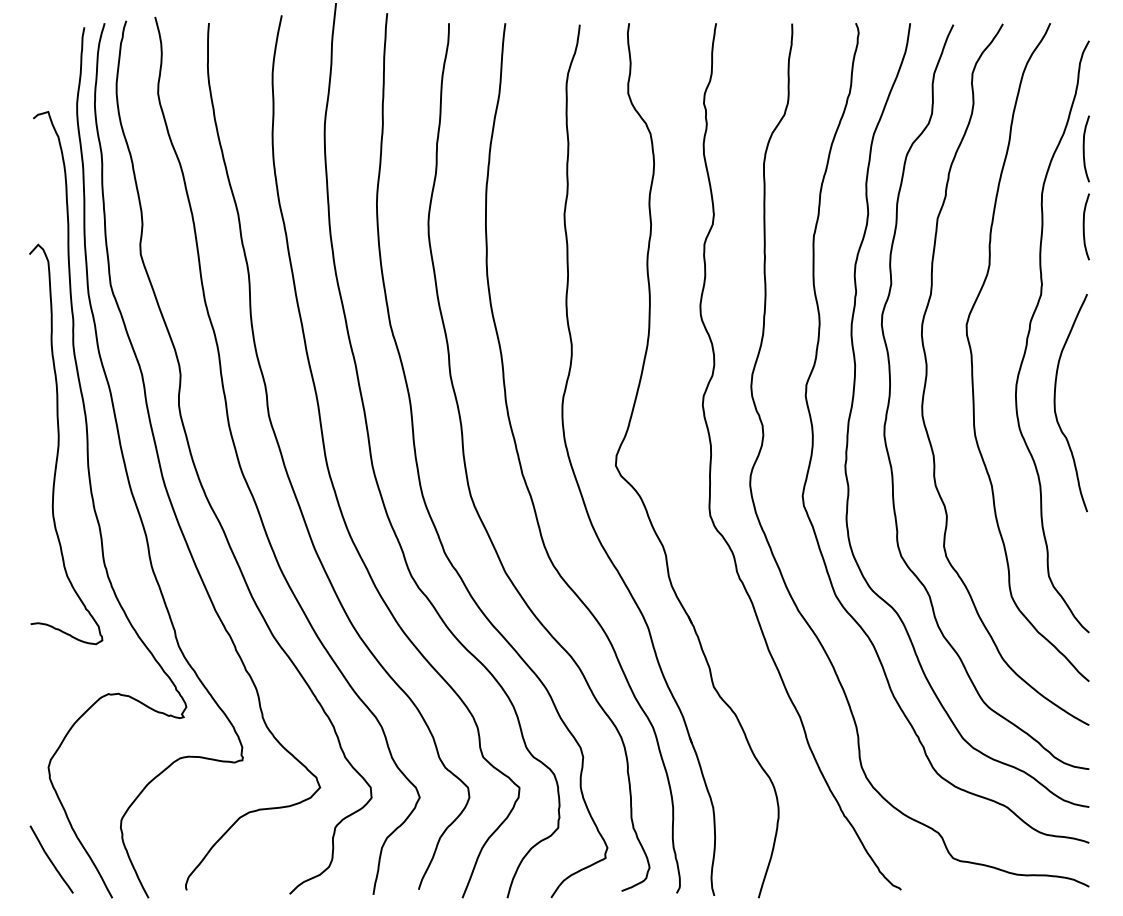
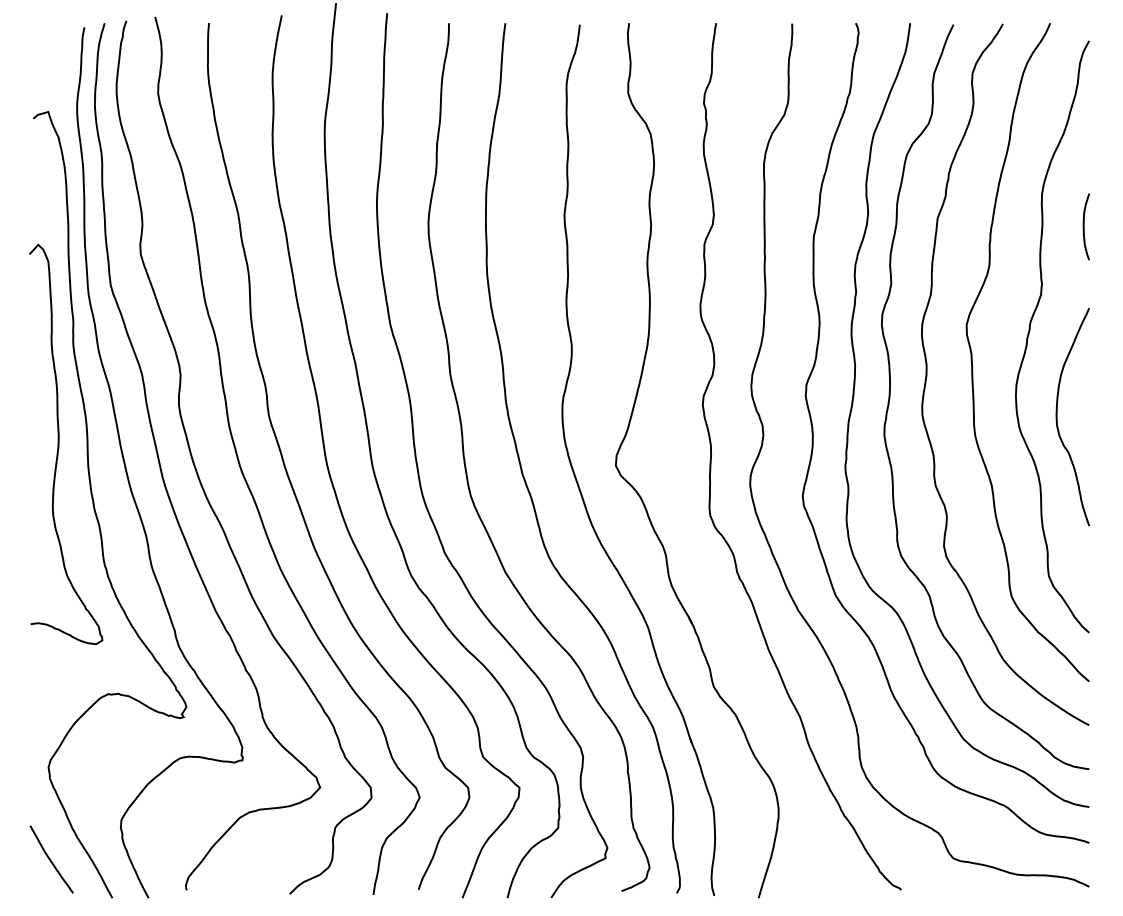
curve: present -> none (1084, 148)
curve position: (1055, 403) -> (1057, 417) (1057, 417)
